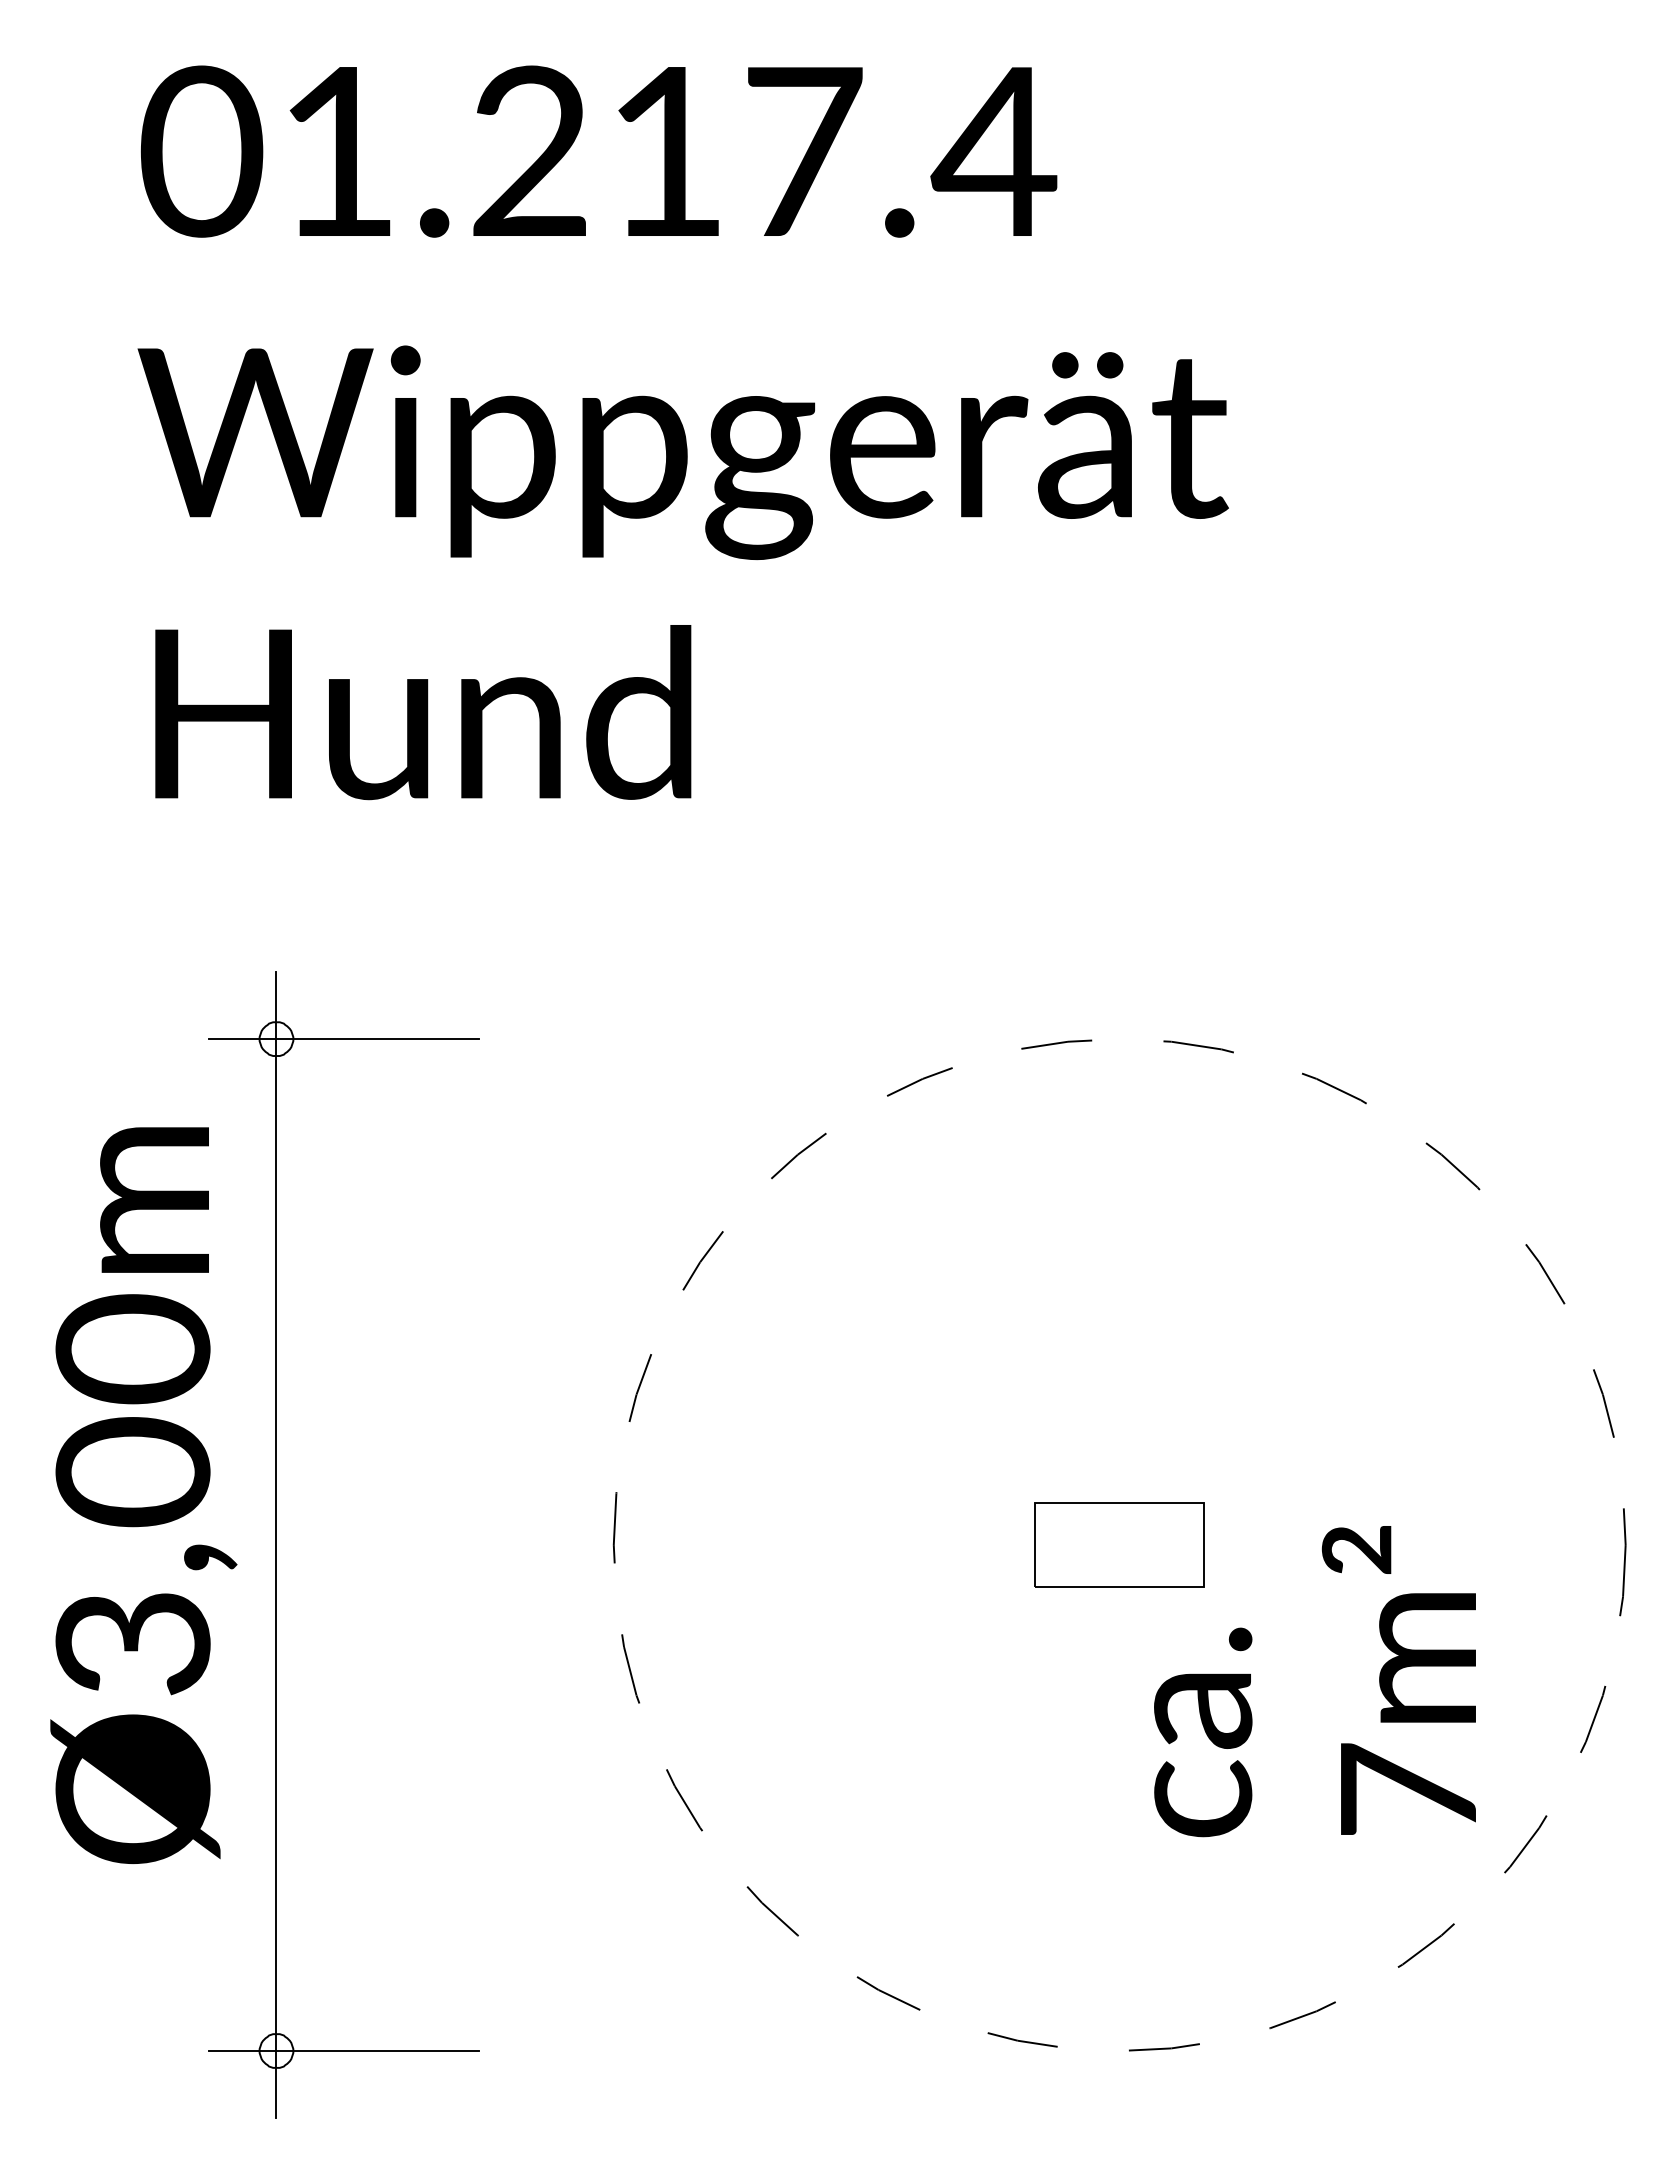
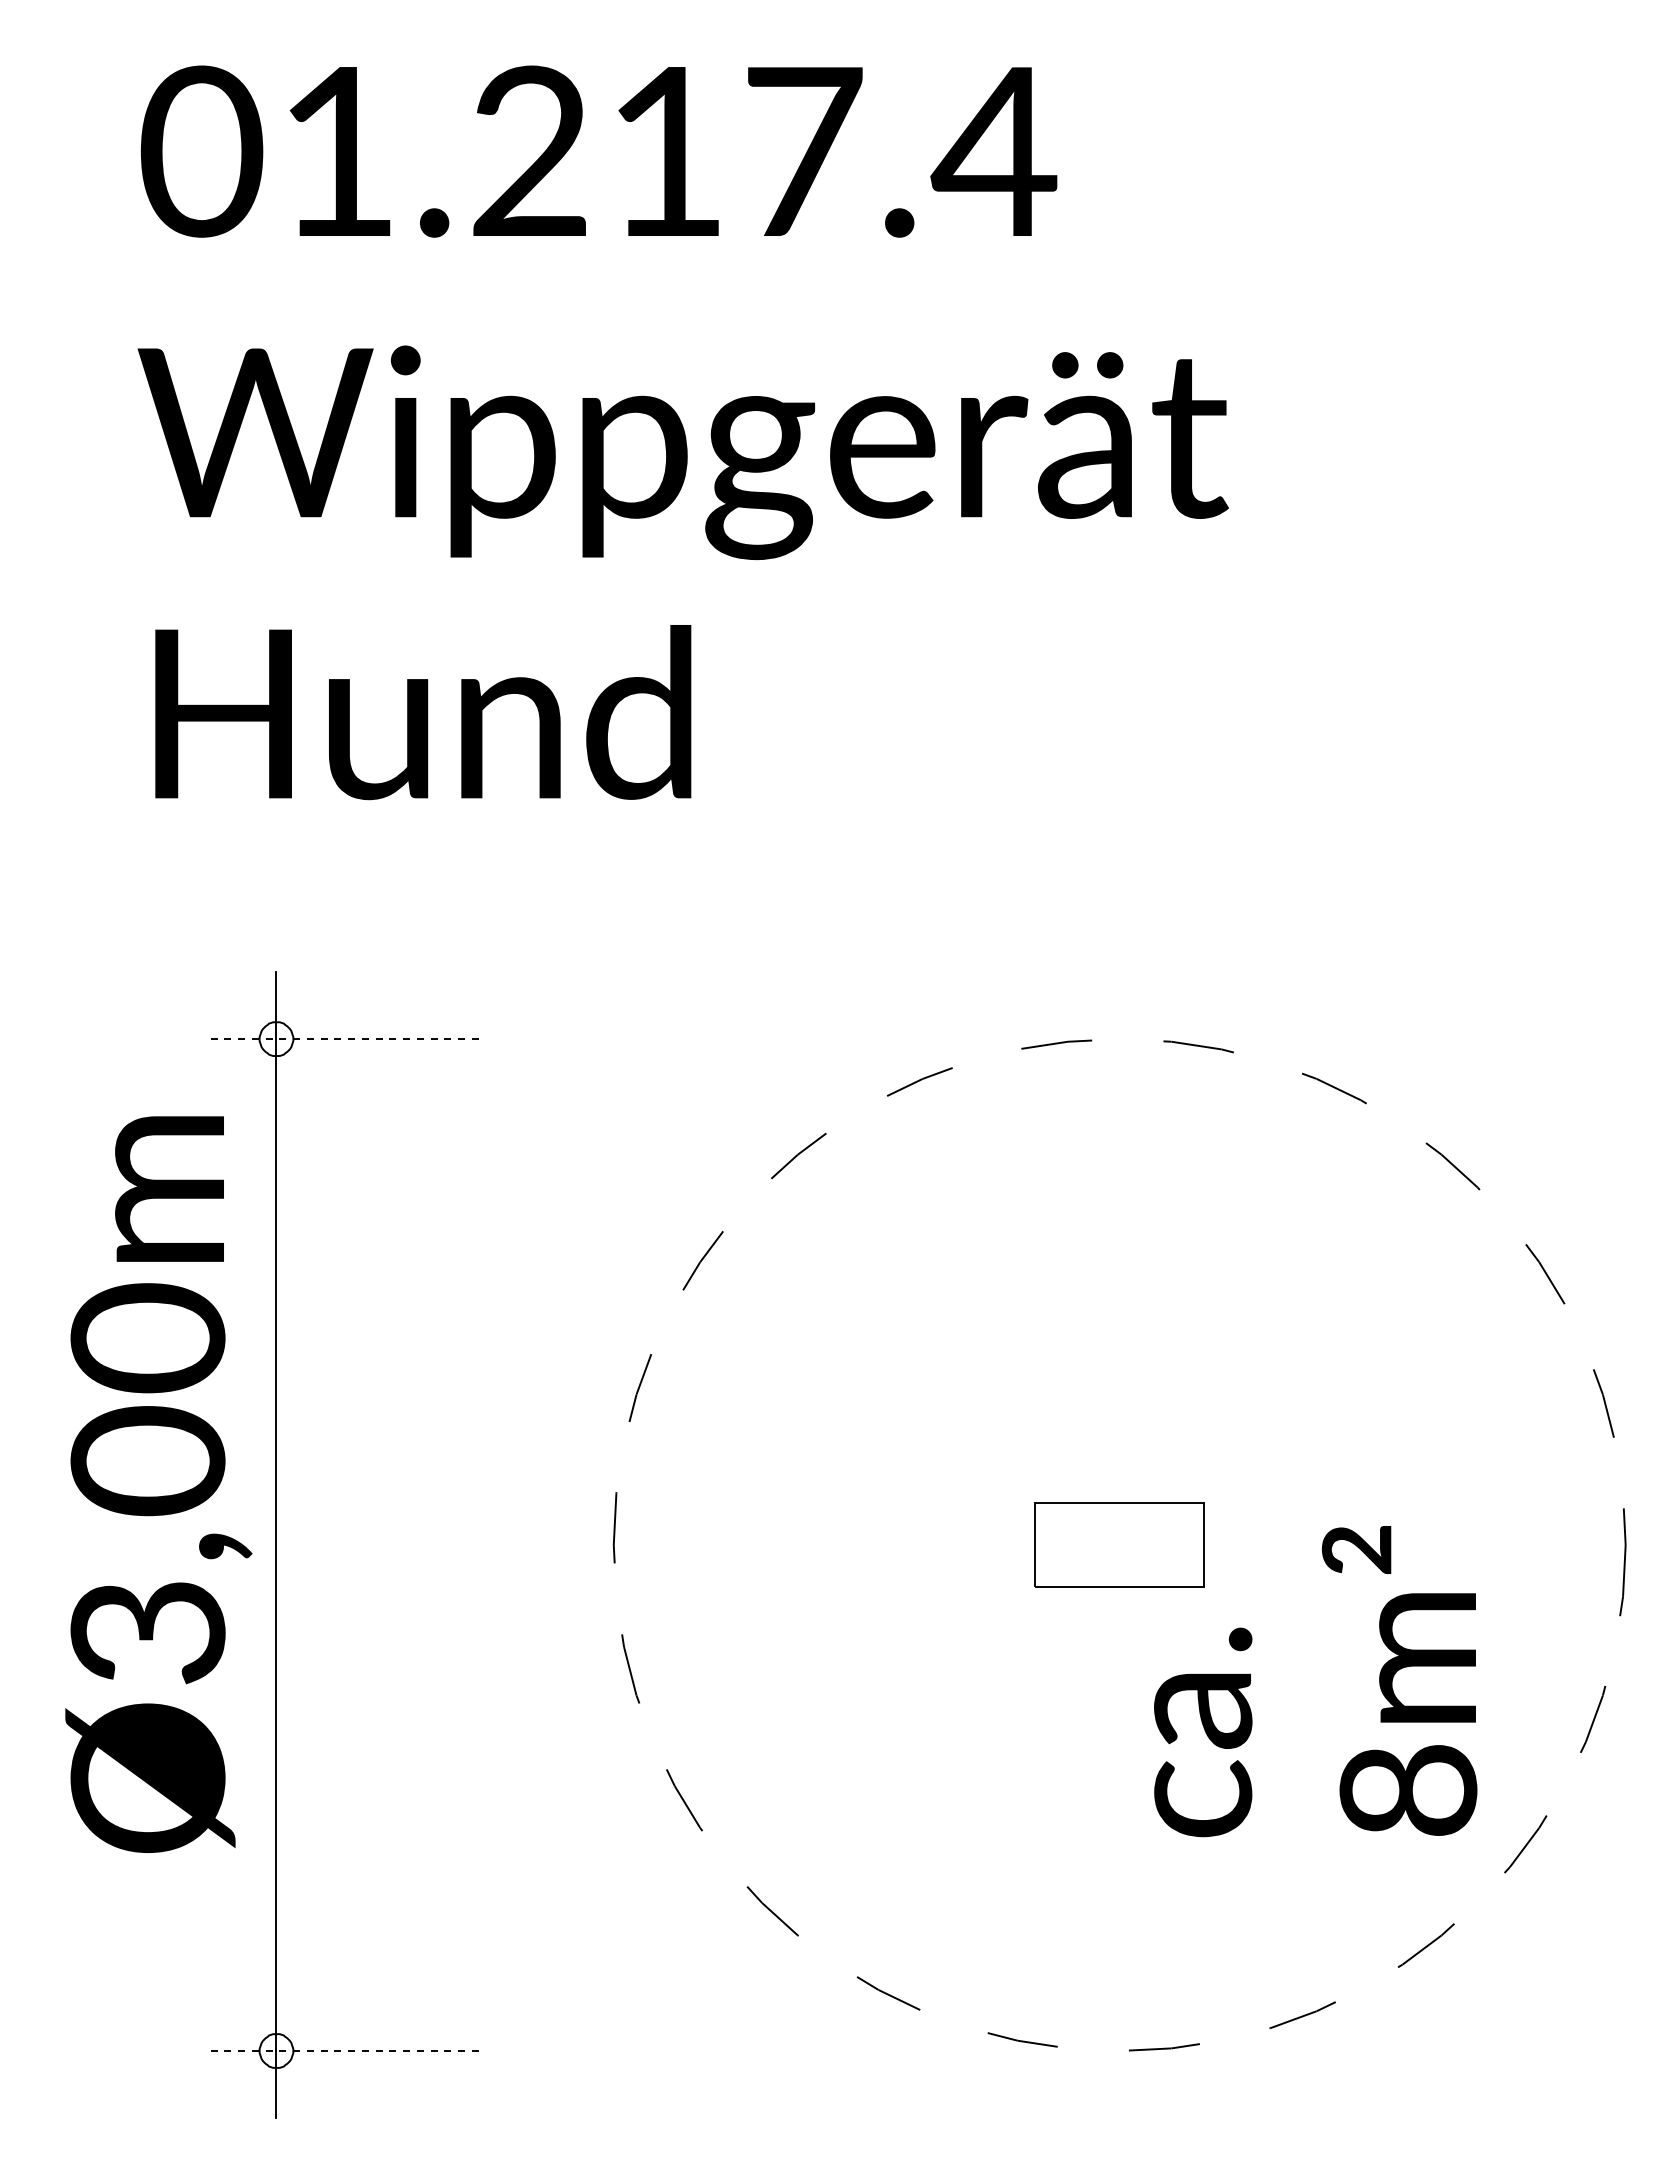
line: solid -> dashed (343, 1039)
text position: (143, 1495) -> (158, 1484) (158, 1484)
text: 7m² -> 8m² (1408, 1789)
line: solid -> dashed (343, 2051)
